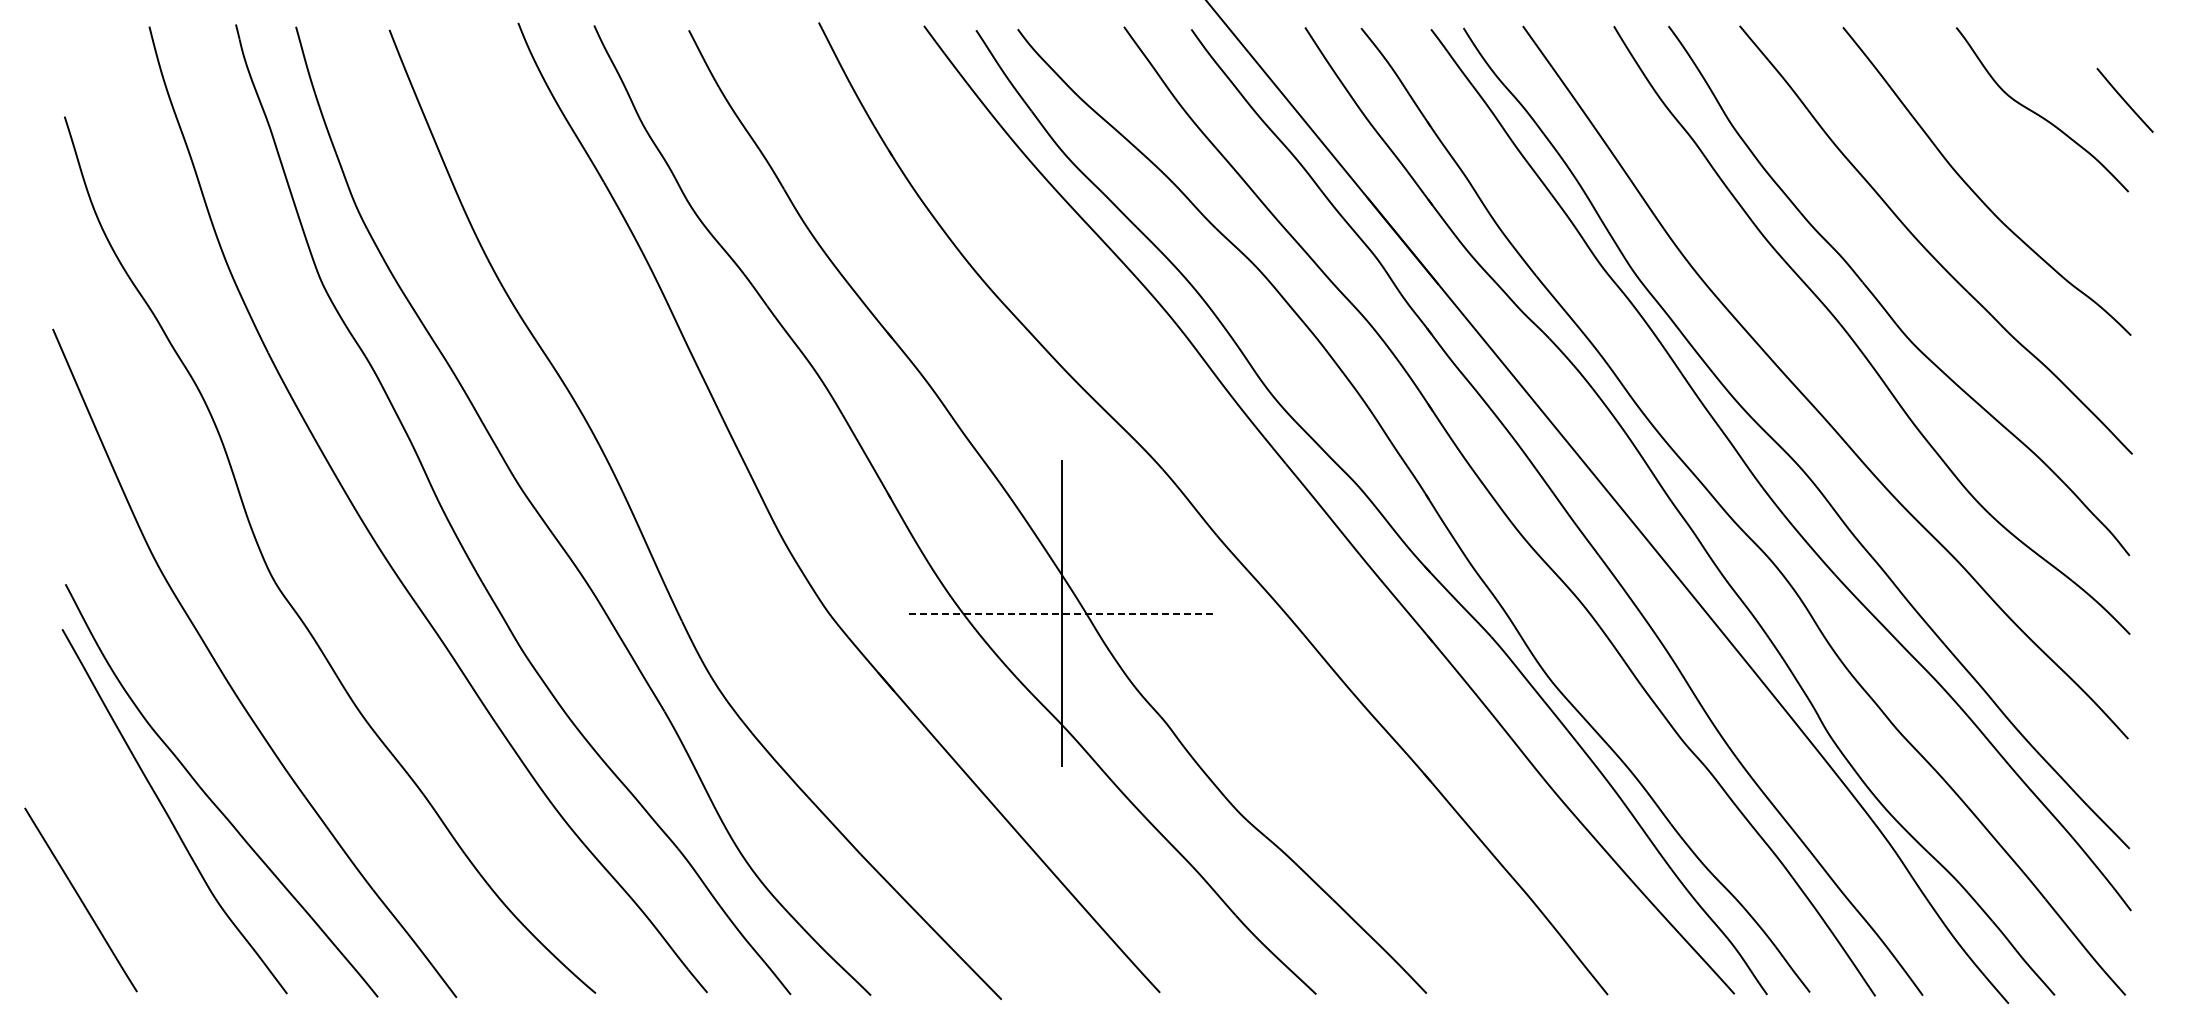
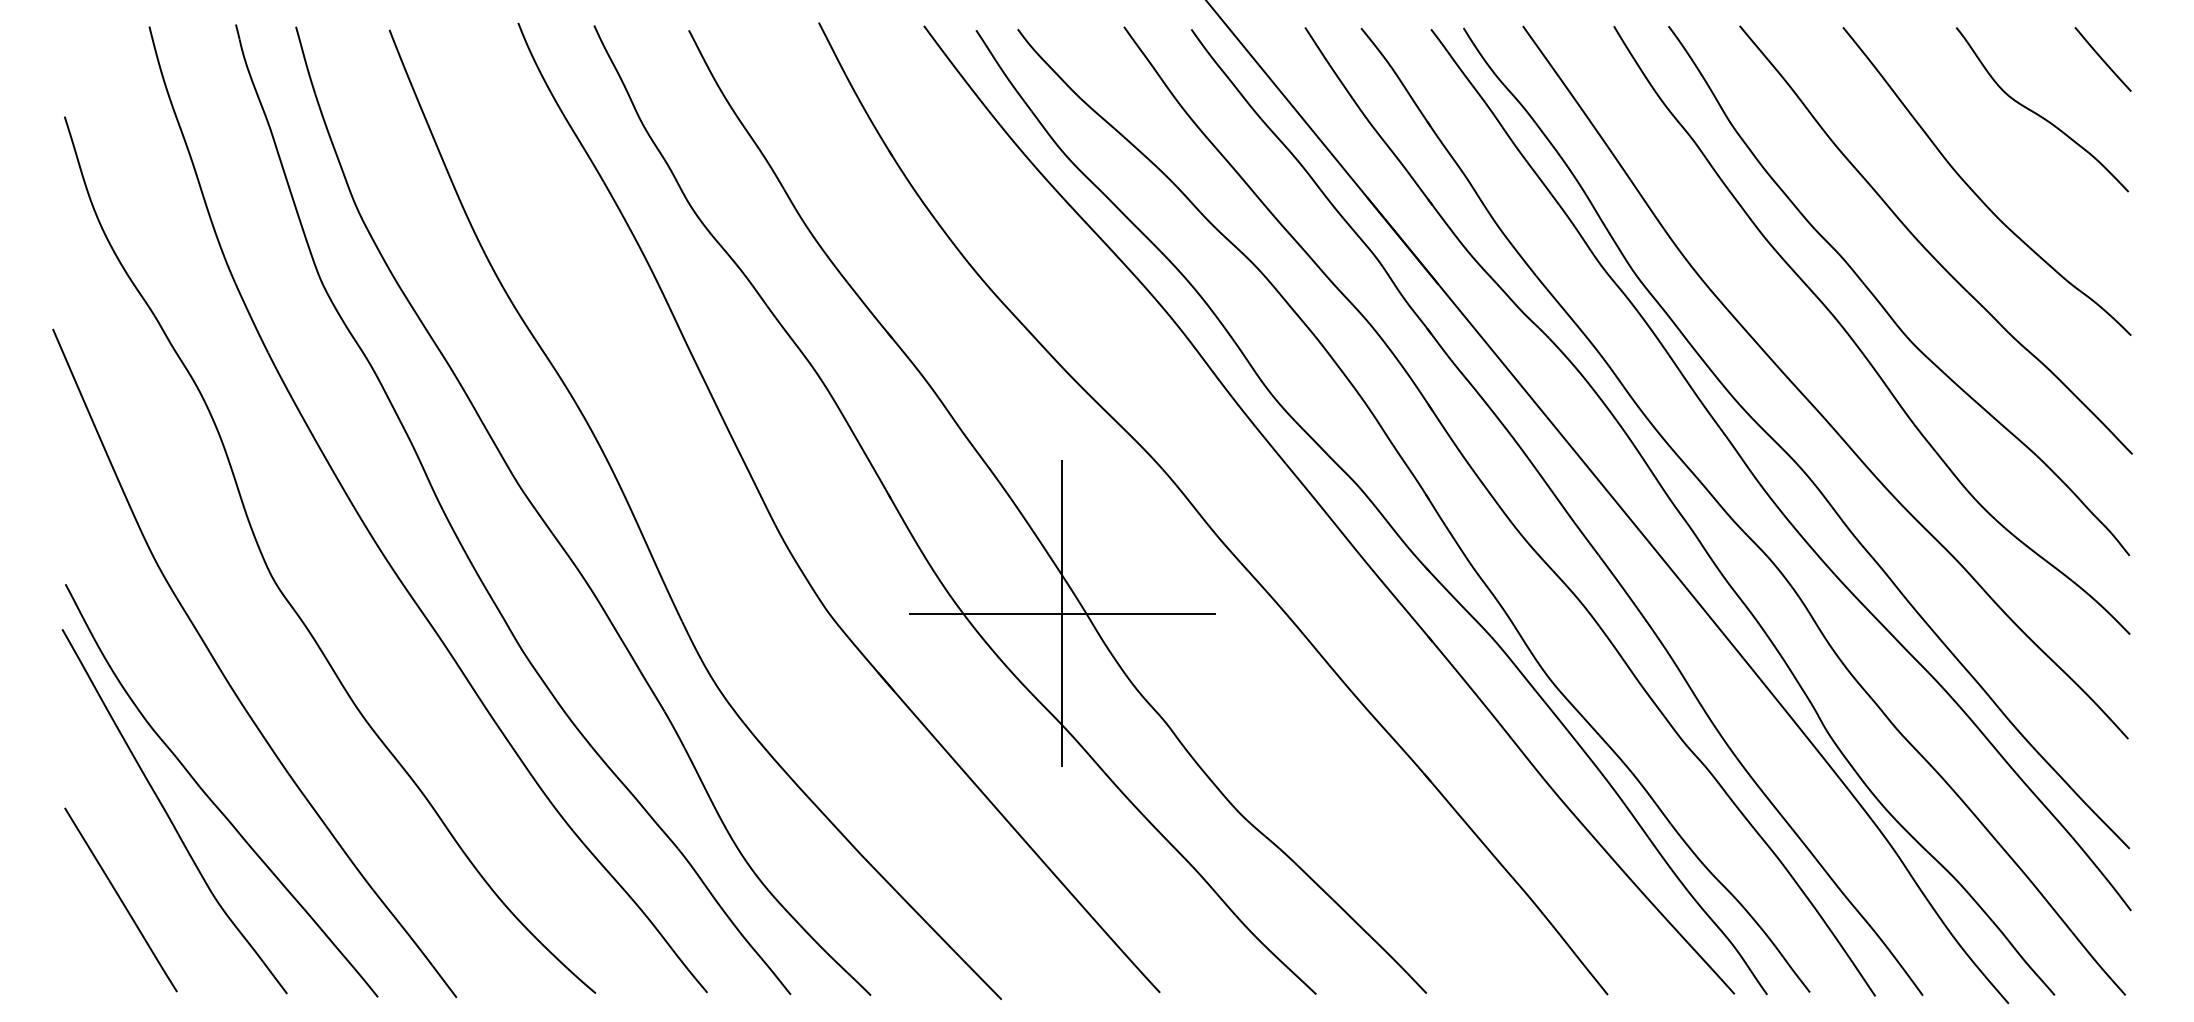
line position: (2124, 100) -> (2102, 59) (2102, 59)
line: dashed -> solid (1062, 613)
line position: (80, 899) -> (120, 899) (120, 899)
